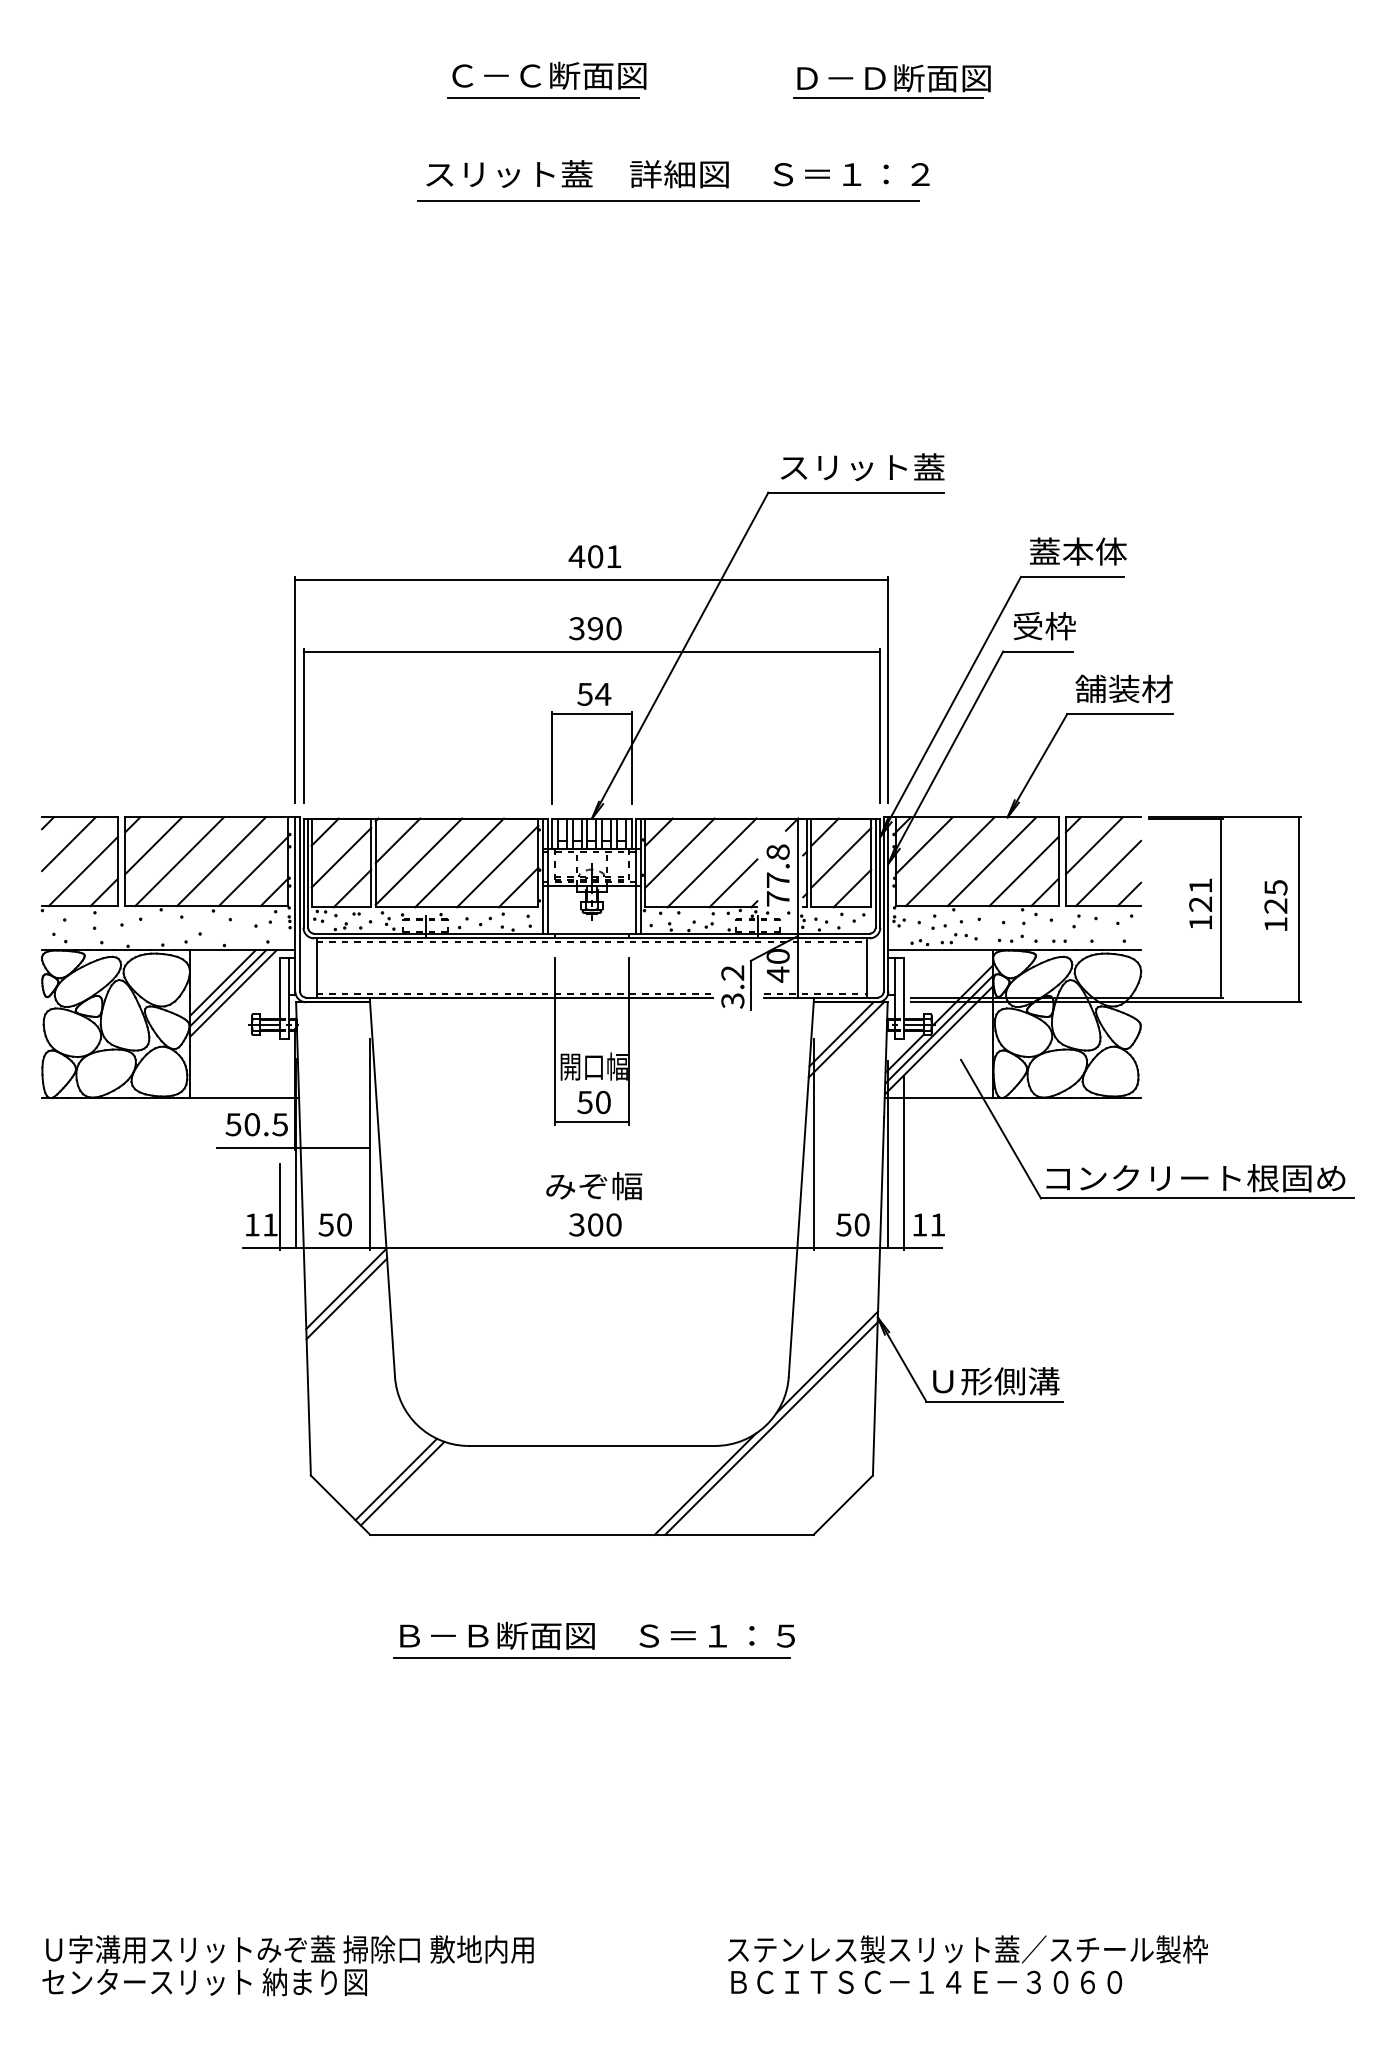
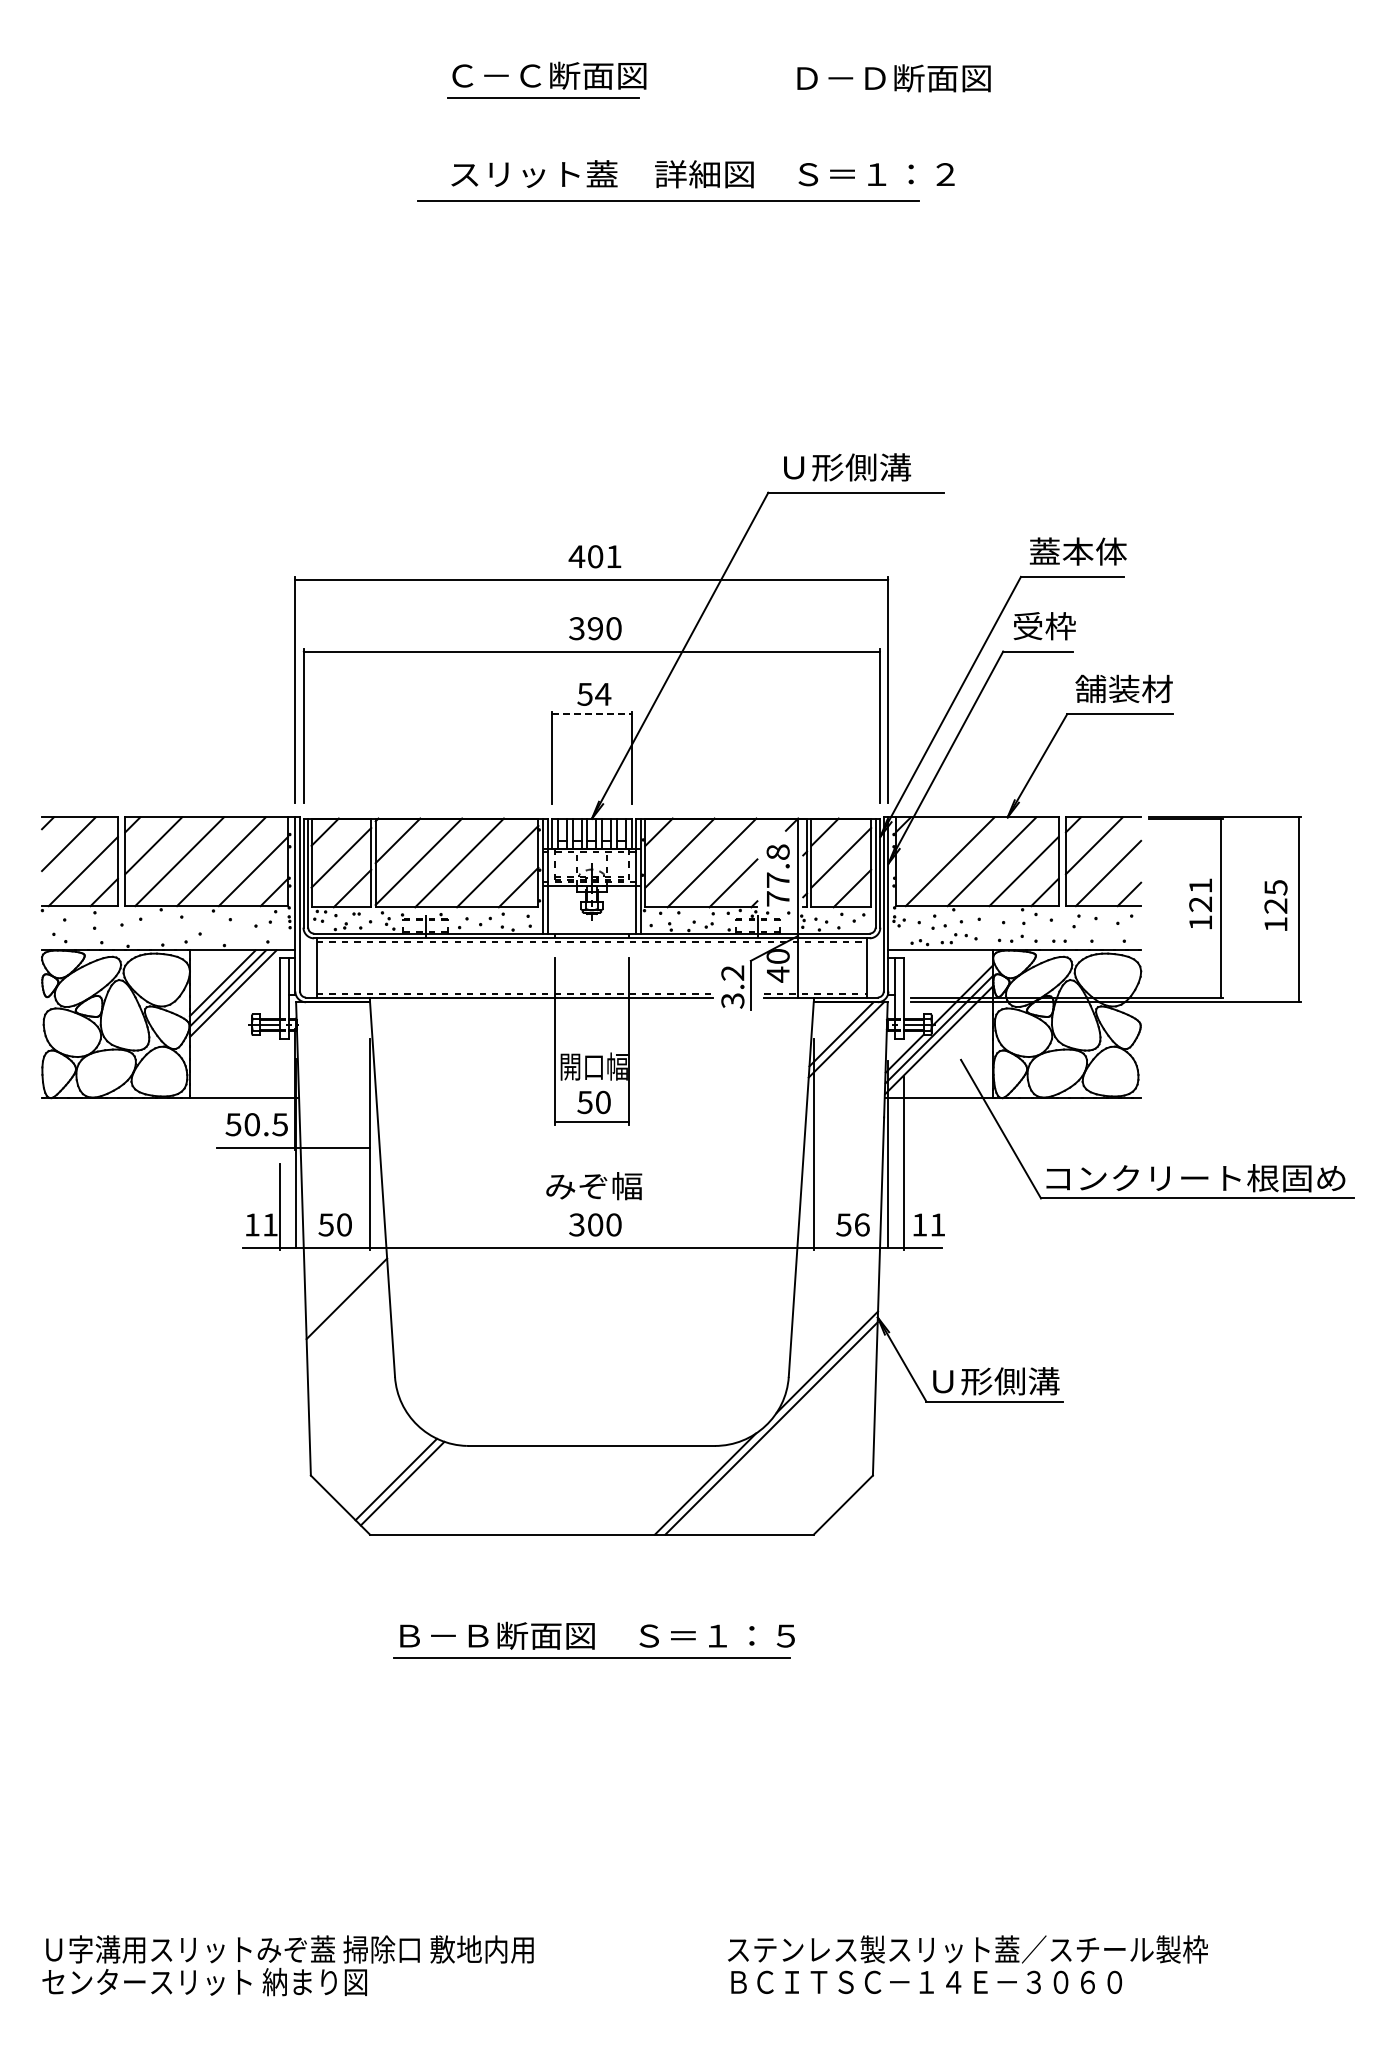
line: present -> none (888, 97)
text position: (677, 174) -> (702, 174) (702, 174)
text: スリット蓋 -> Ｕ形側溝 (862, 467)
line: solid -> dashed (591, 714)
line: present -> none (923, 845)
text: 50 -> 56 (861, 1224)
line: present -> none (346, 1288)
